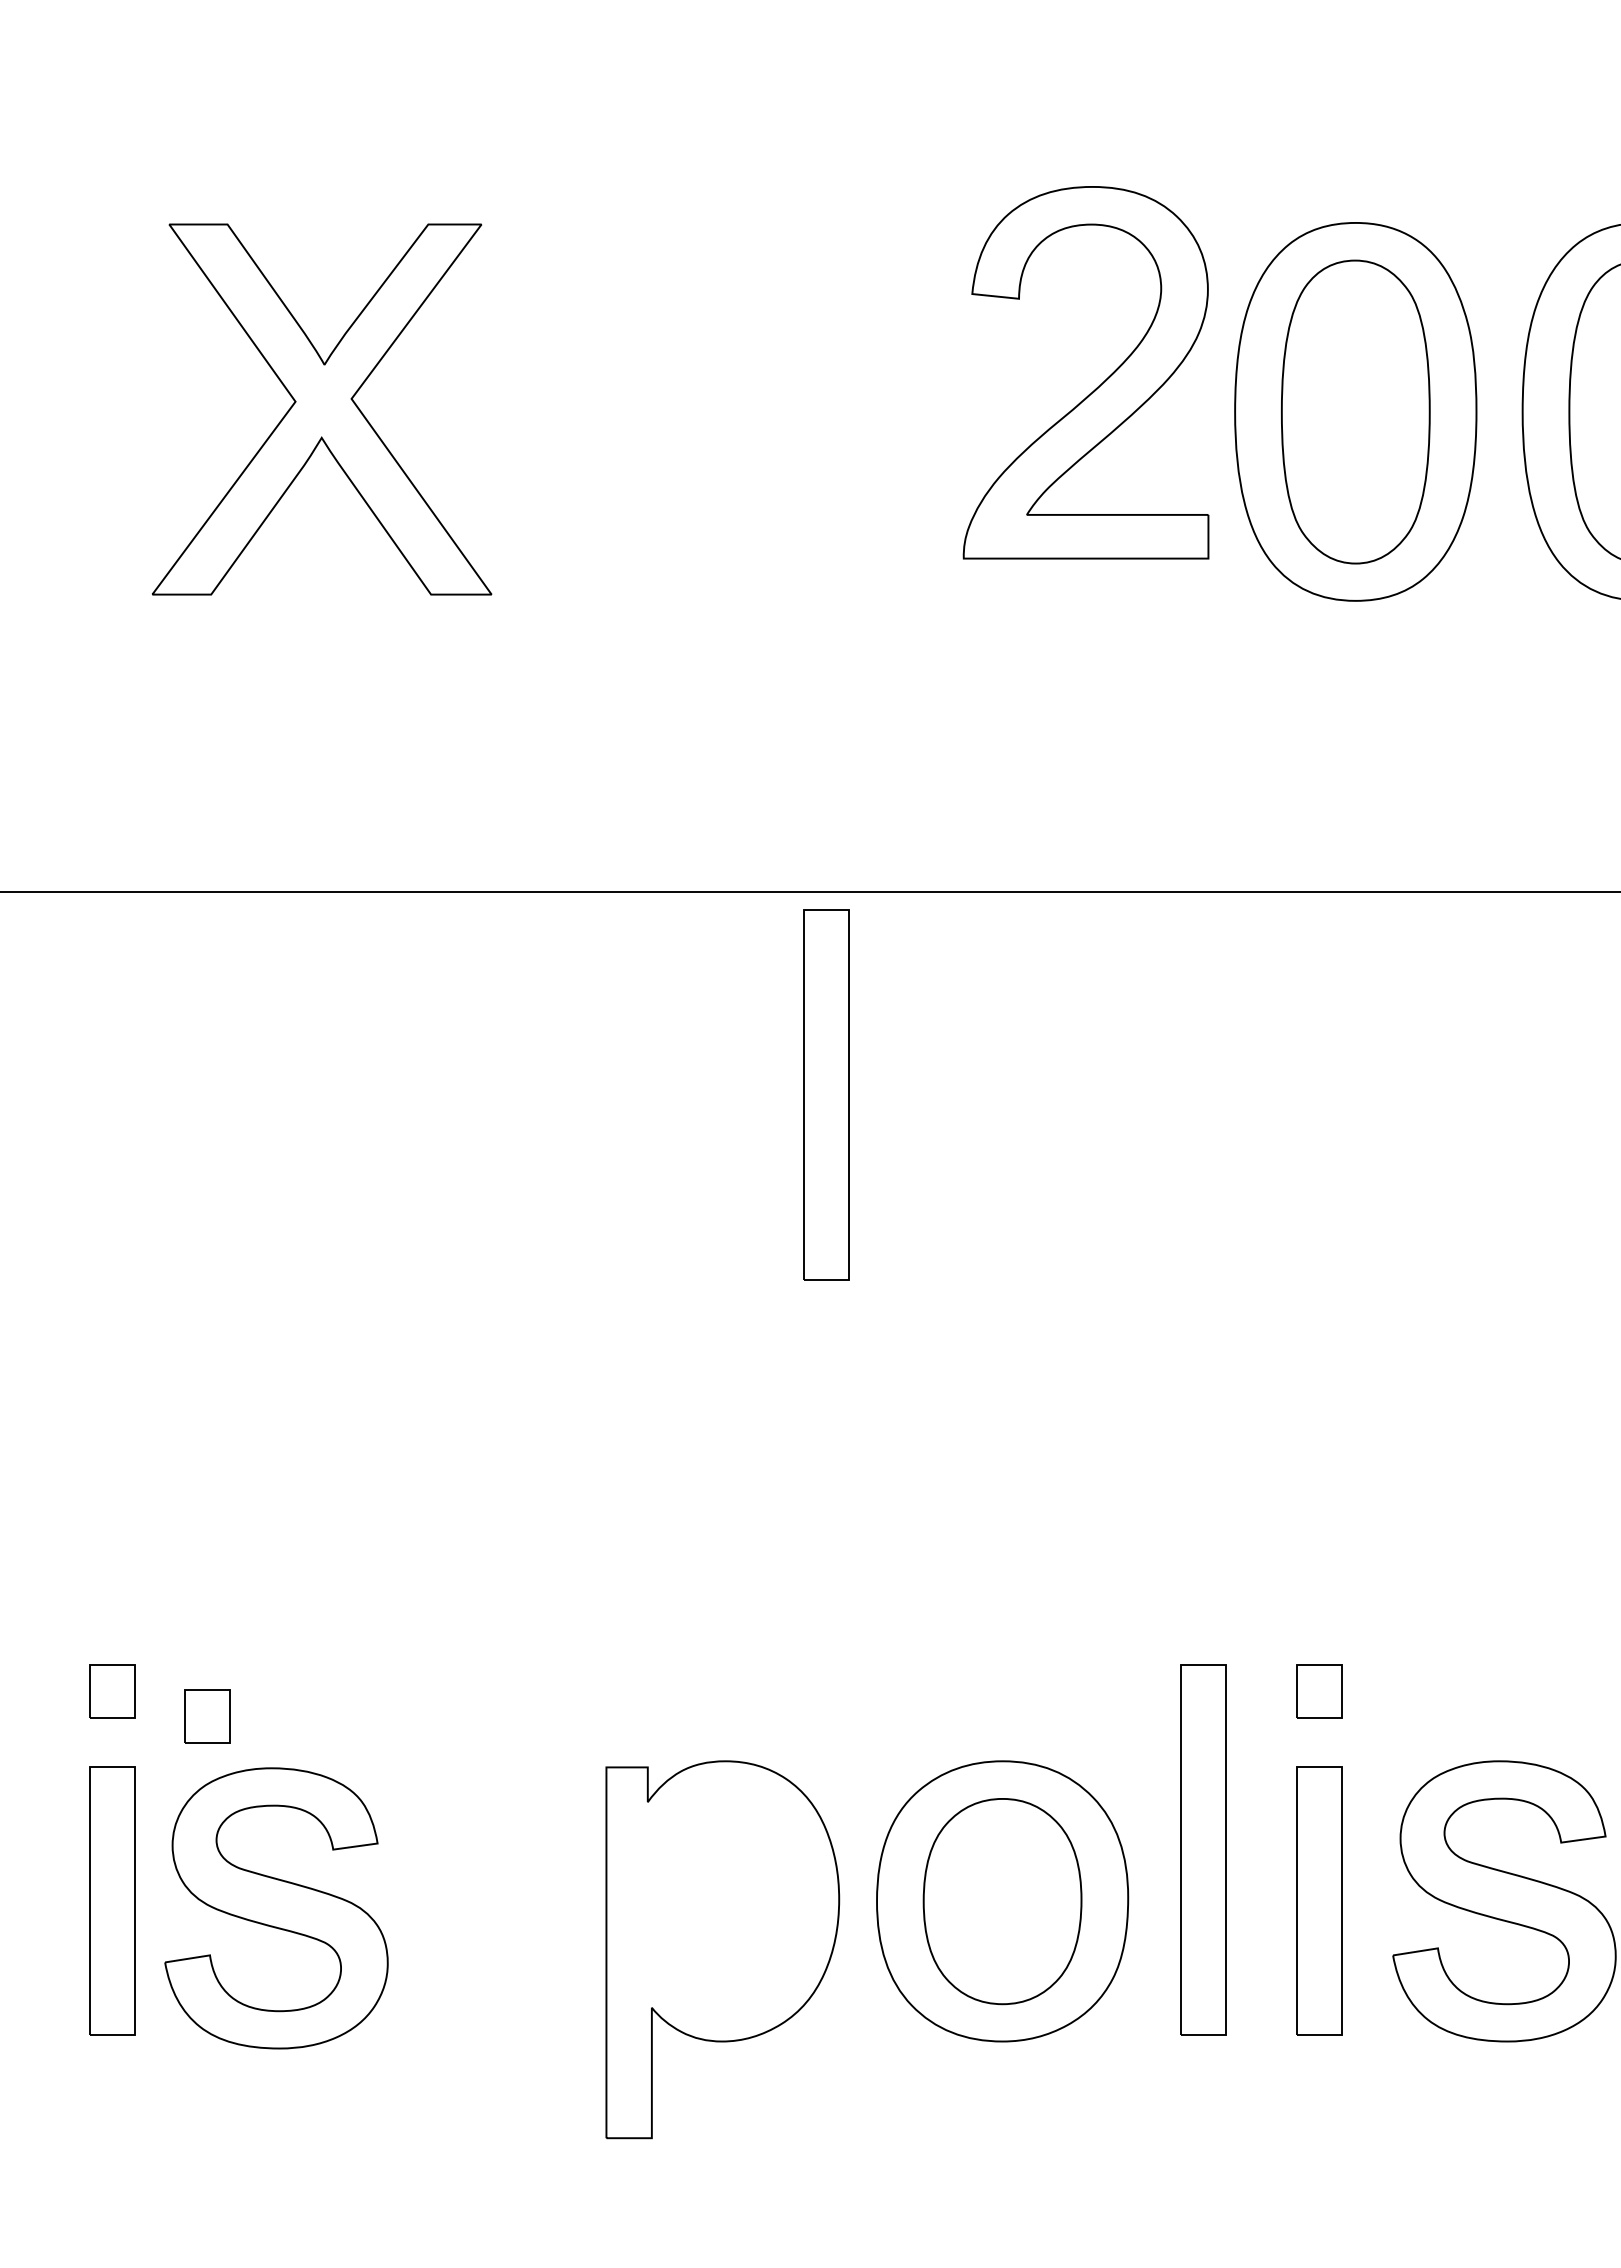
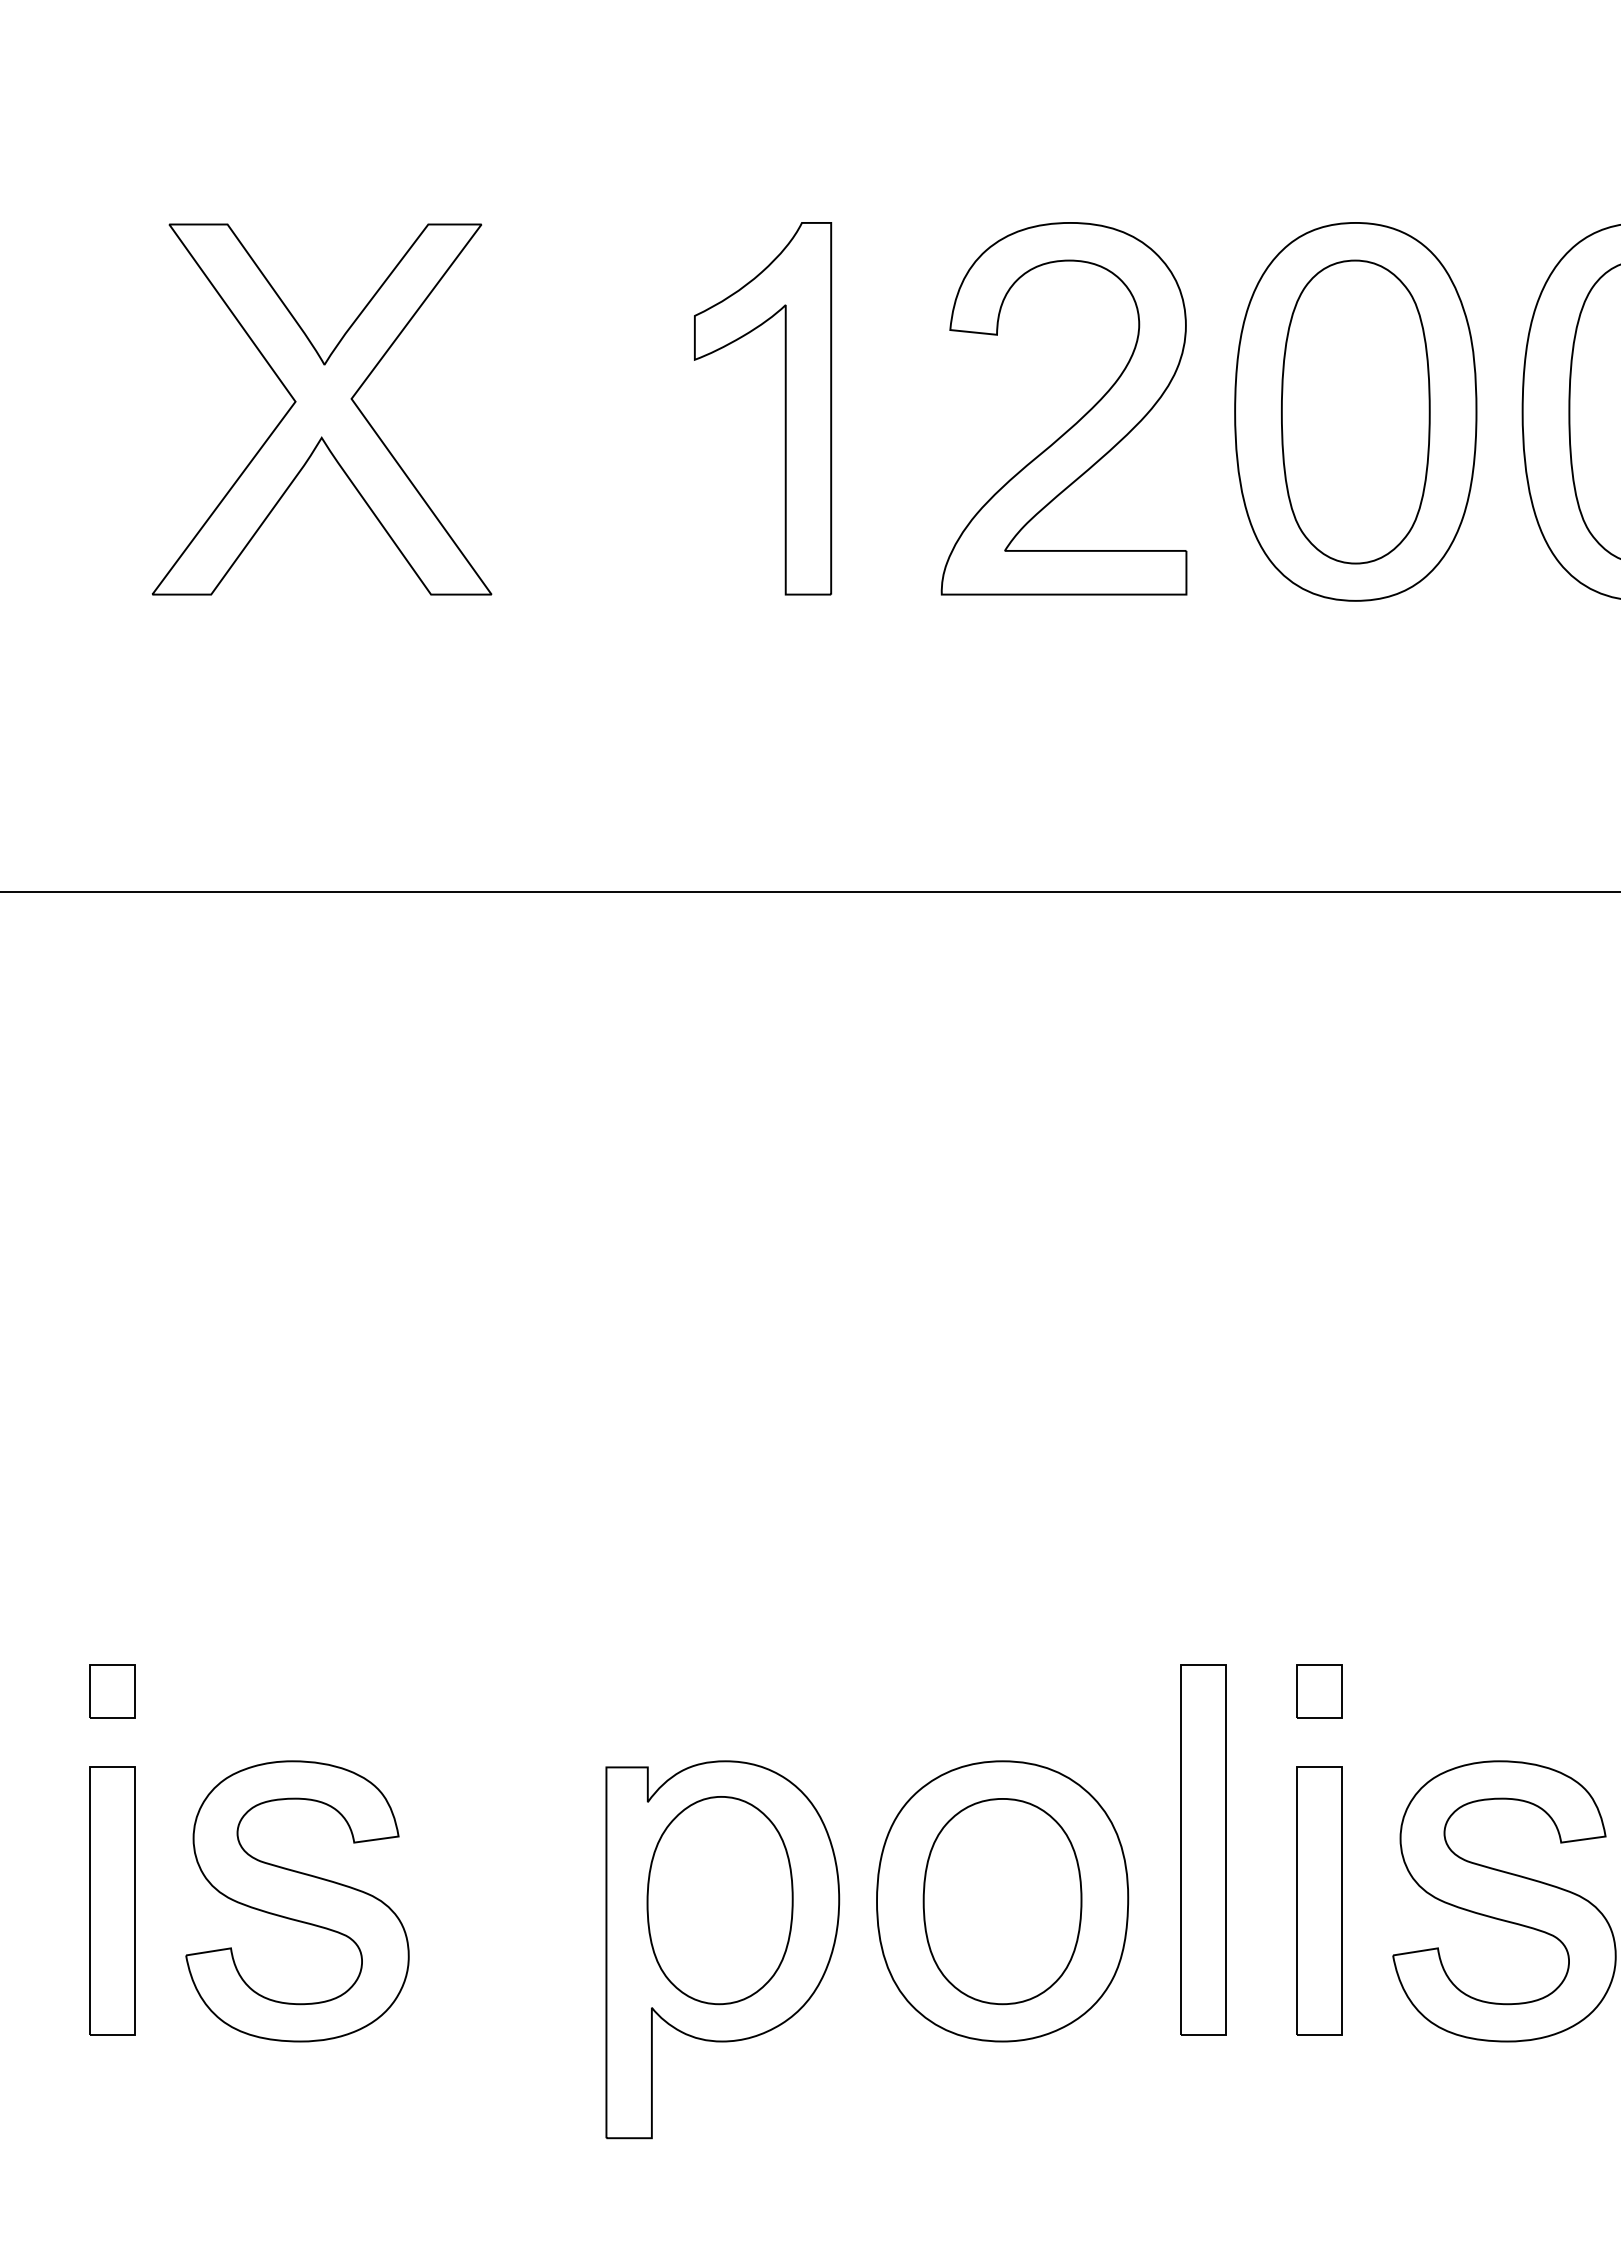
part position: (1097, 386) -> (1075, 422) (1075, 422)
part: none -> present (784, 408)
part: present -> none (826, 1094)
part: present -> none (207, 1716)
part: none -> present (719, 1900)
part position: (276, 1908) -> (297, 1901) (297, 1901)
